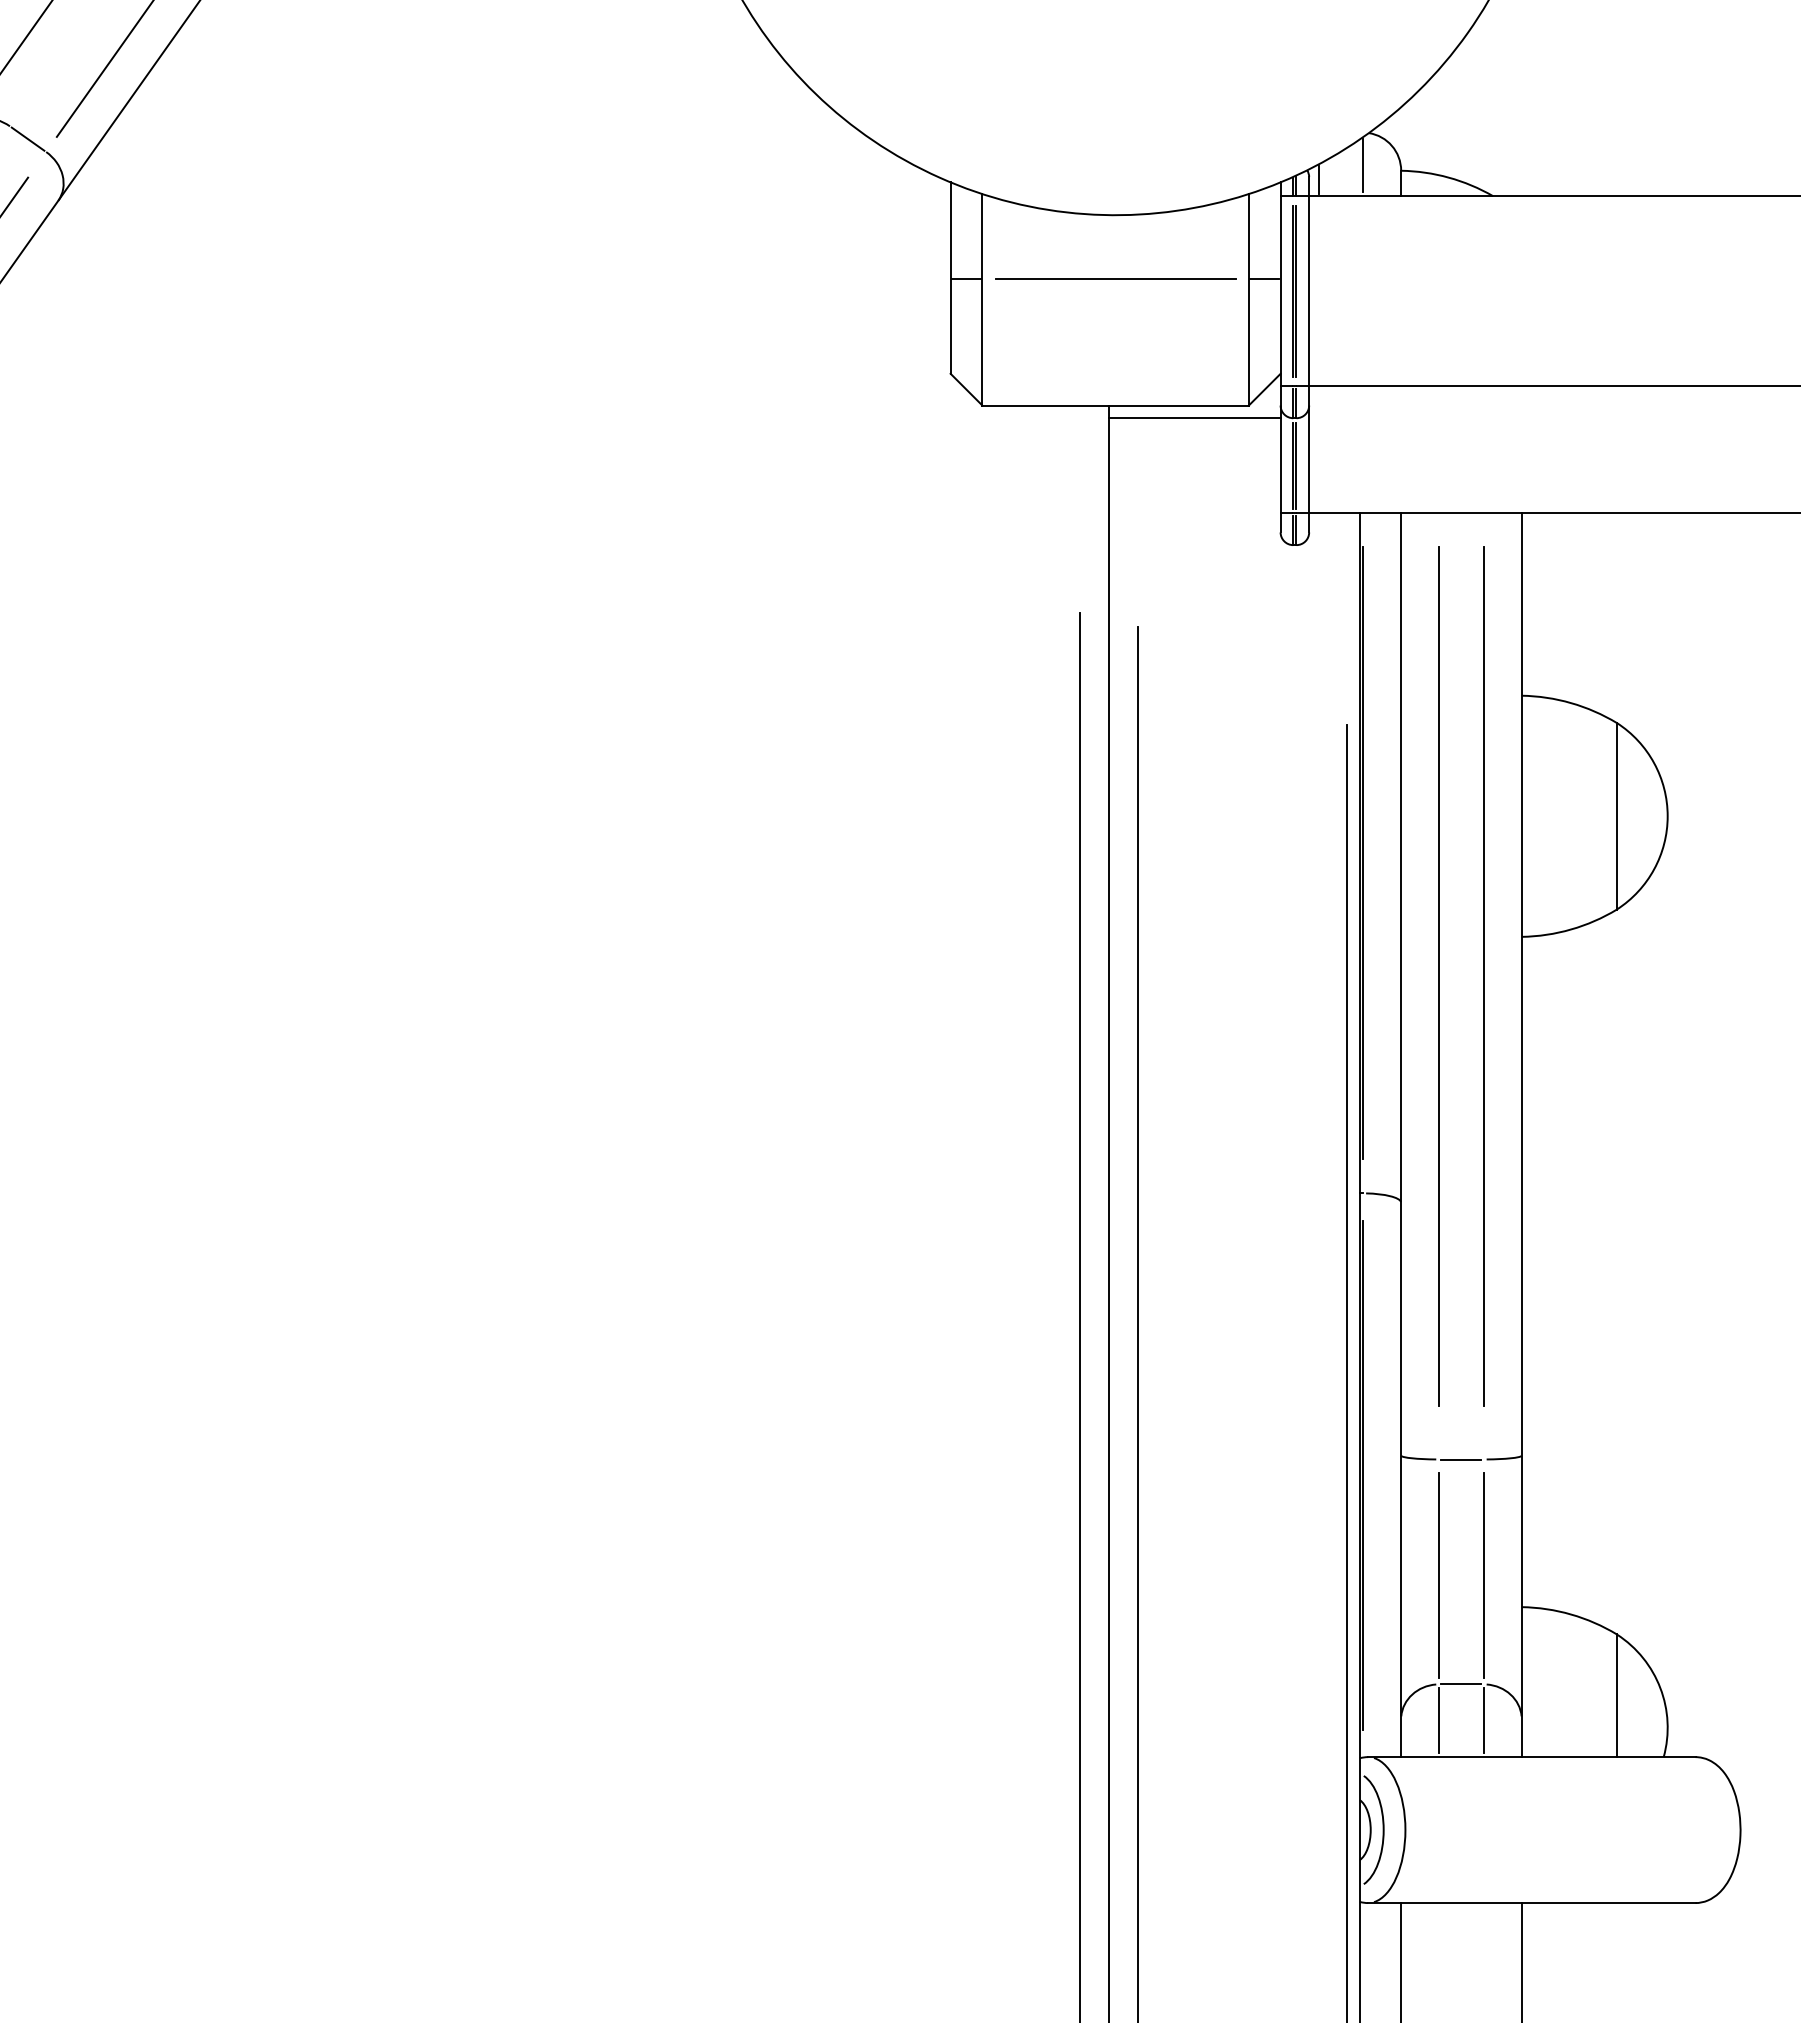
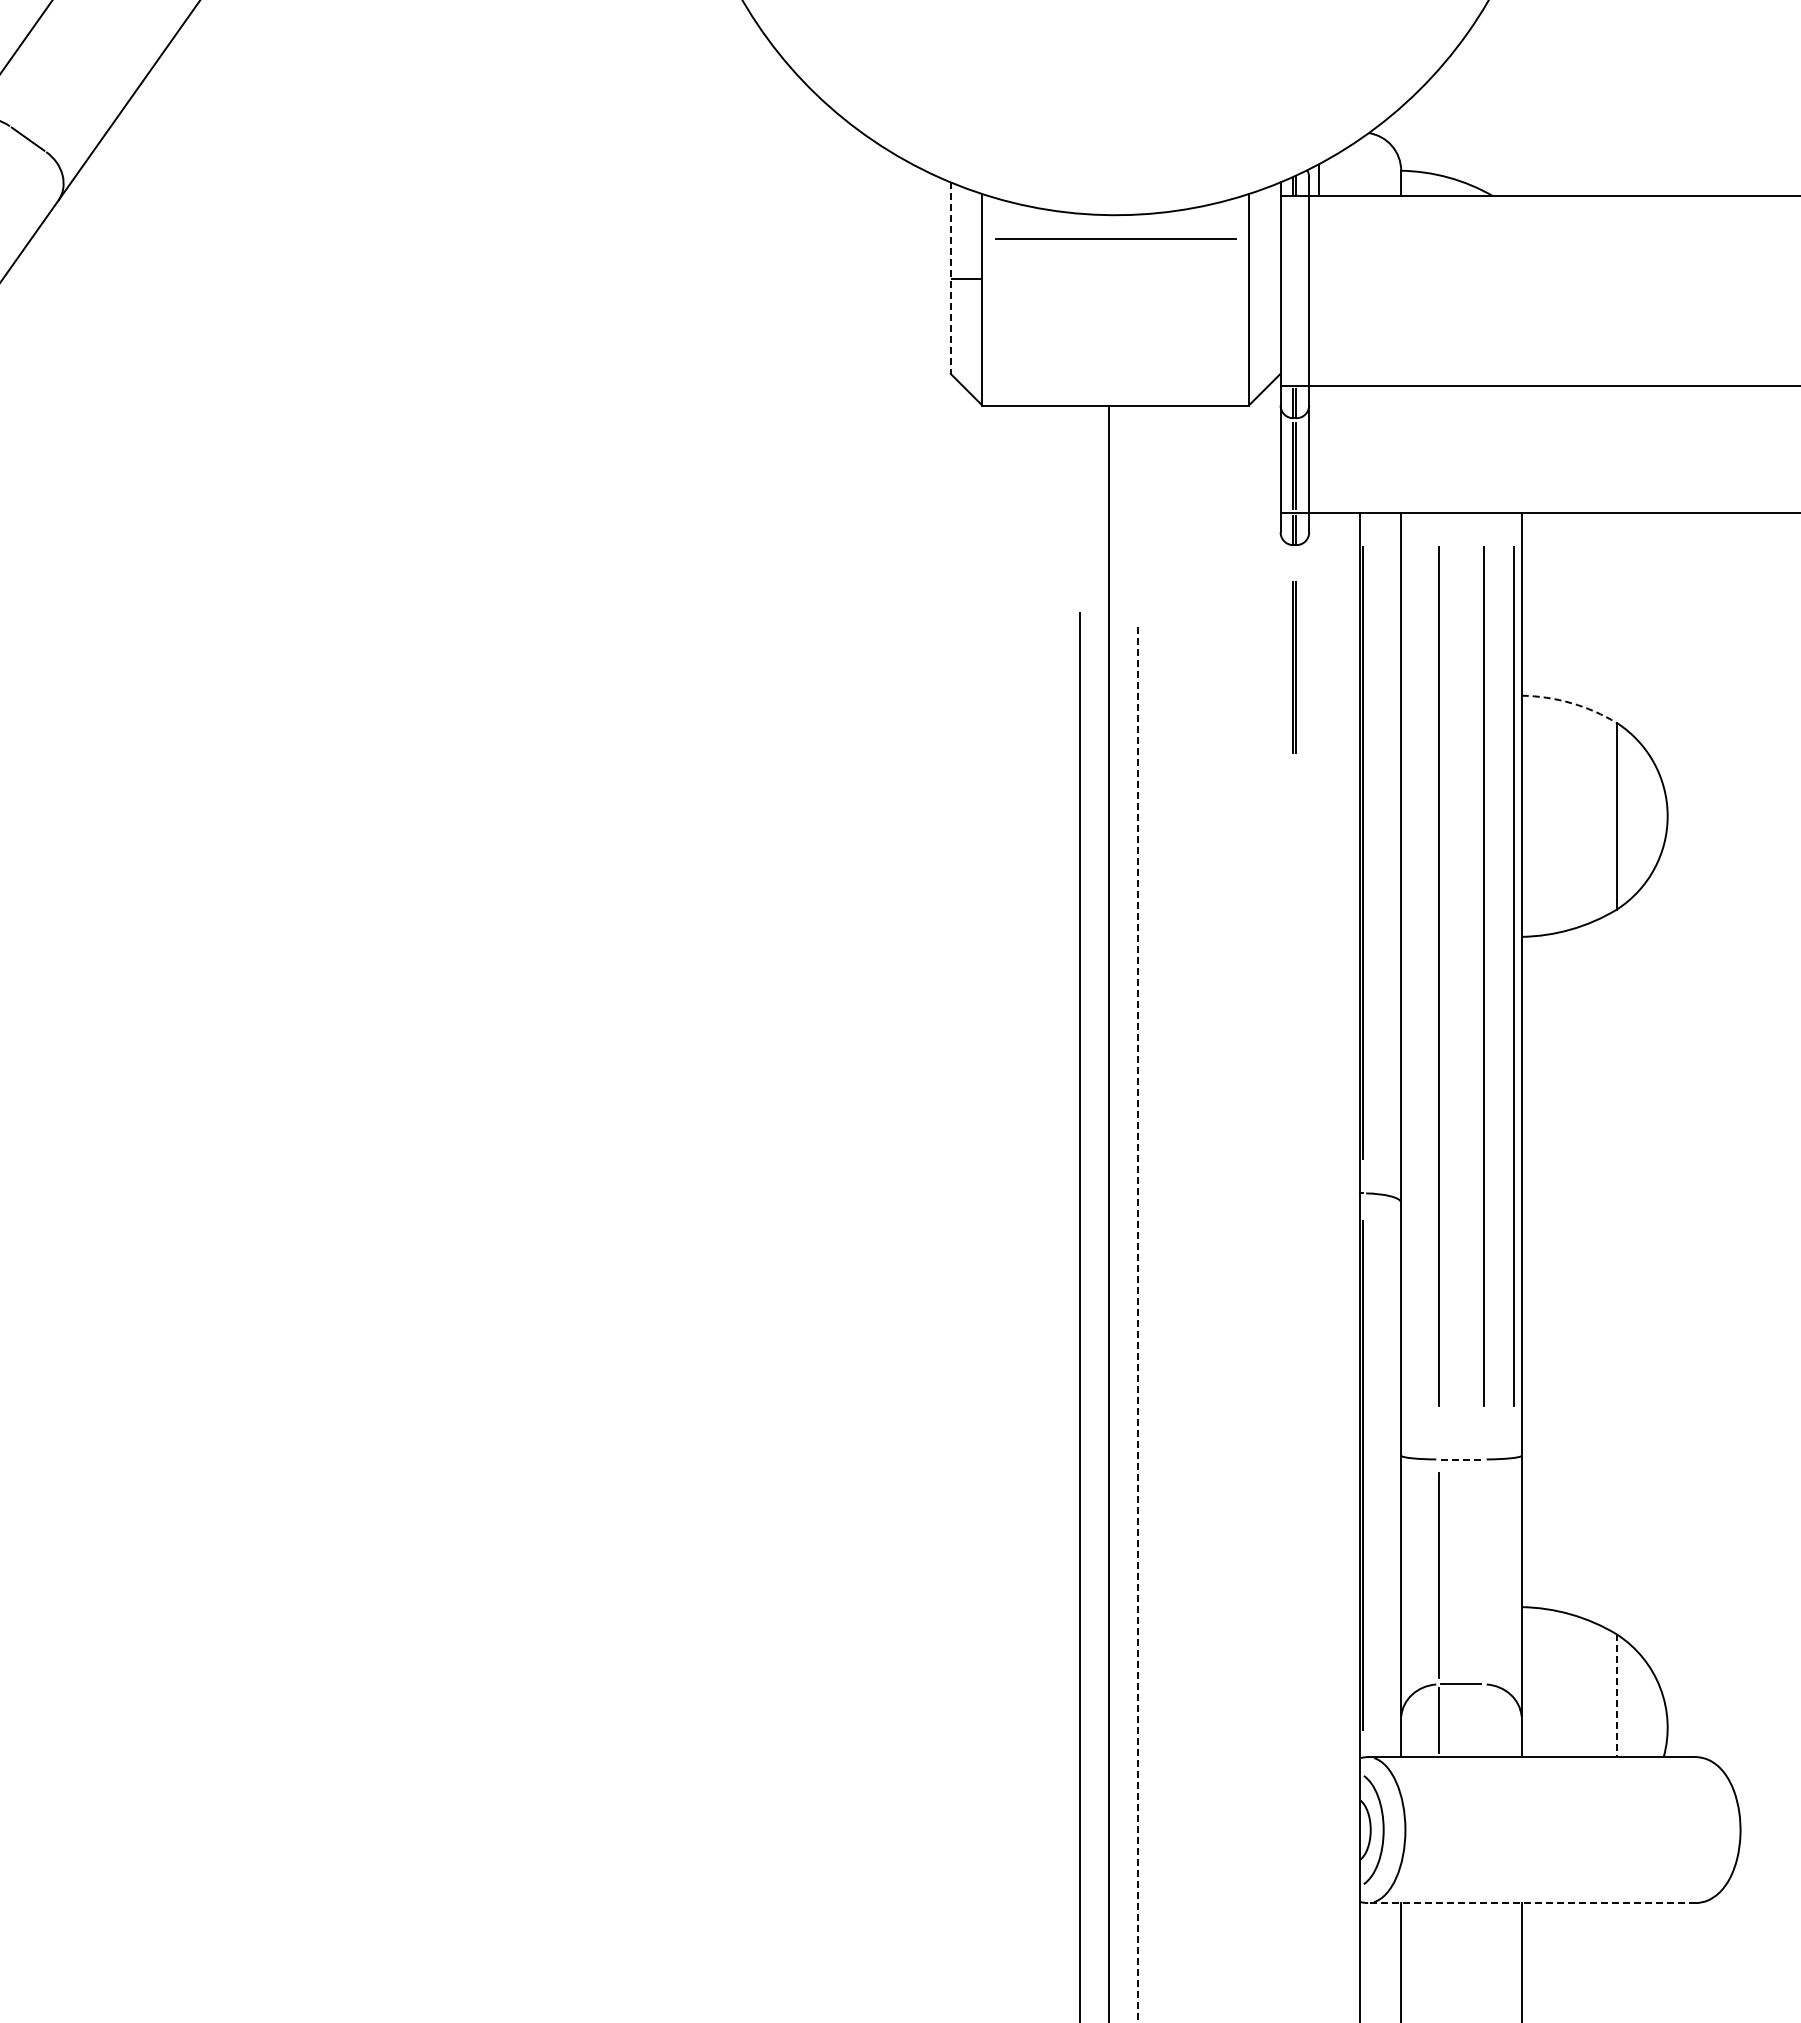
line: present -> none (104, 69)
line: present -> none (1363, 164)
line: present -> none (15, 195)
line: solid -> dashed (950, 278)
line position: (1115, 278) -> (1115, 238) (1115, 238)
line: present -> none (1264, 278)
line position: (1293, 291) -> (1293, 667) (1293, 667)
line: present -> none (1194, 418)
arc: solid -> dashed (1571, 703)
line: none -> present (1513, 976)
line: solid -> dashed (1137, 1325)
line: present -> none (1347, 1372)
line: solid -> dashed (1461, 1459)
line: present -> none (1483, 1575)
line: solid -> dashed (1616, 1696)
line: present -> none (1483, 1719)
line: solid -> dashed (1531, 1903)
